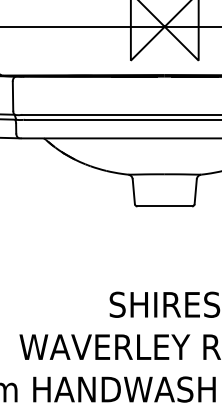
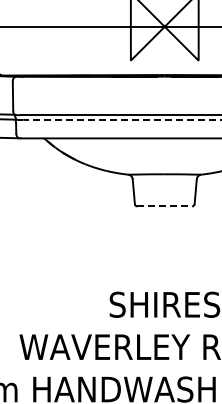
line: solid -> dashed (122, 119)
line: solid -> dashed (165, 206)
